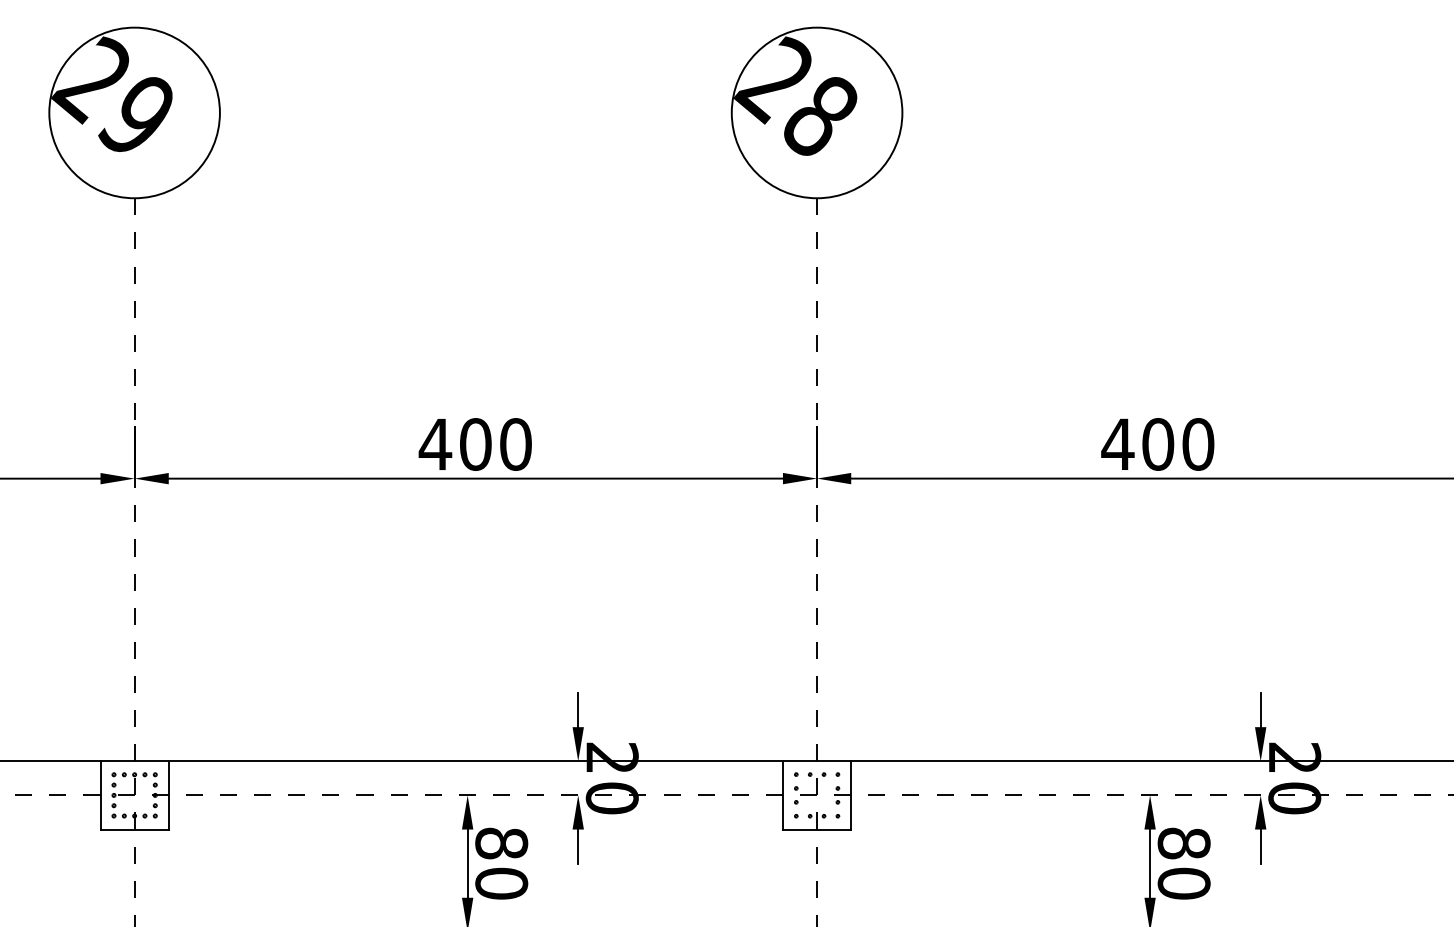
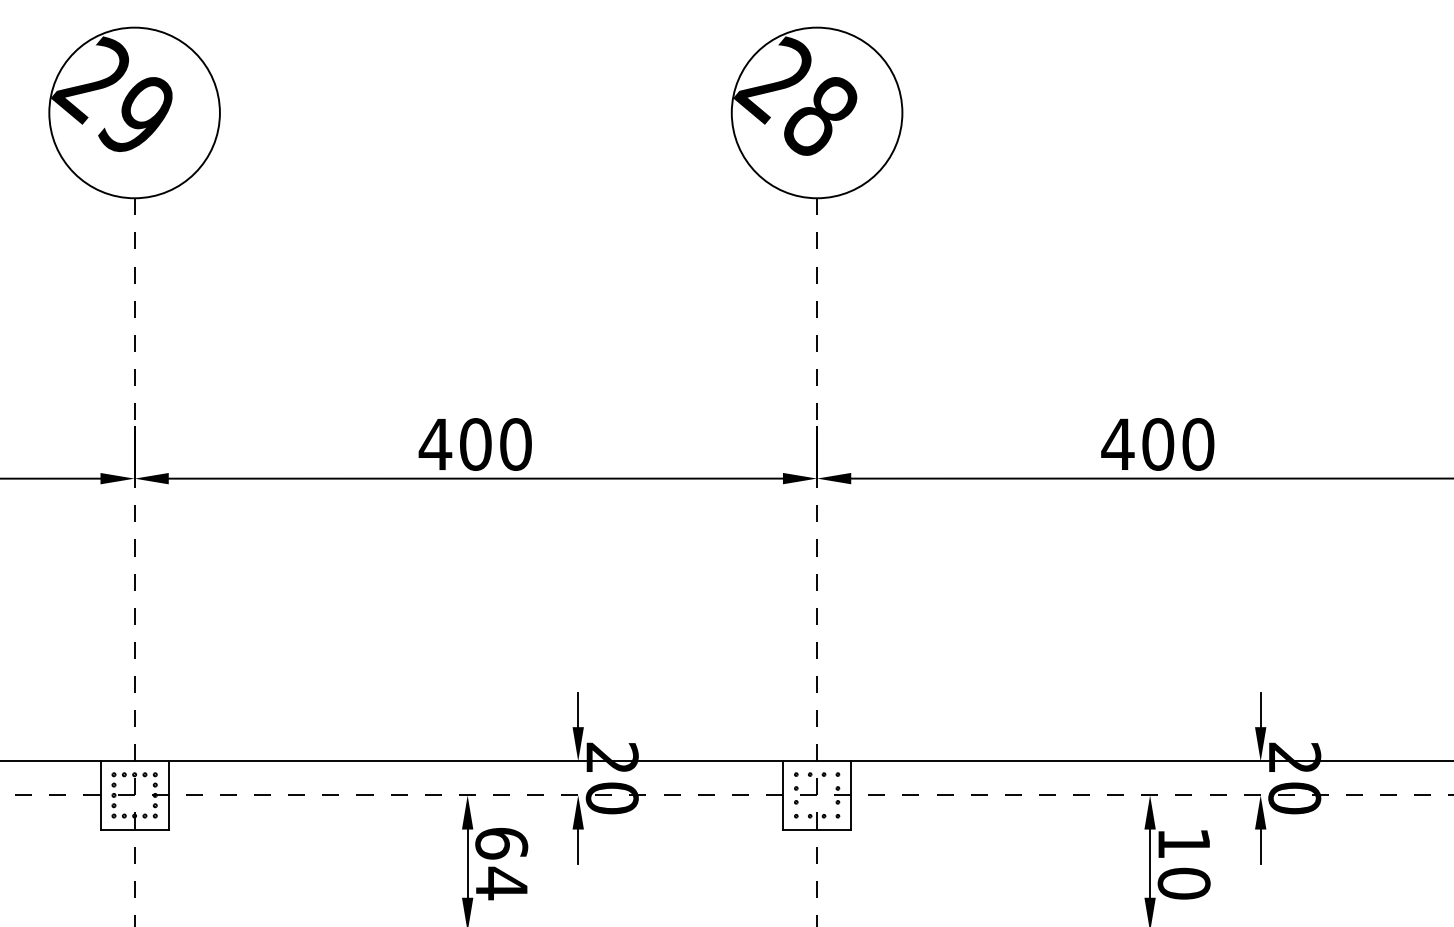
text: 80 -> 10 (1183, 843)
text: 80 -> 64 (501, 863)
